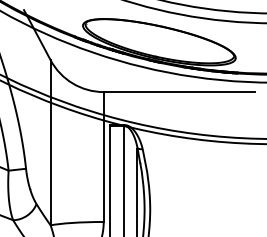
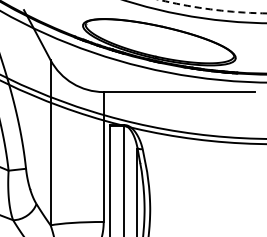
arc: solid -> dashed (213, 9)
